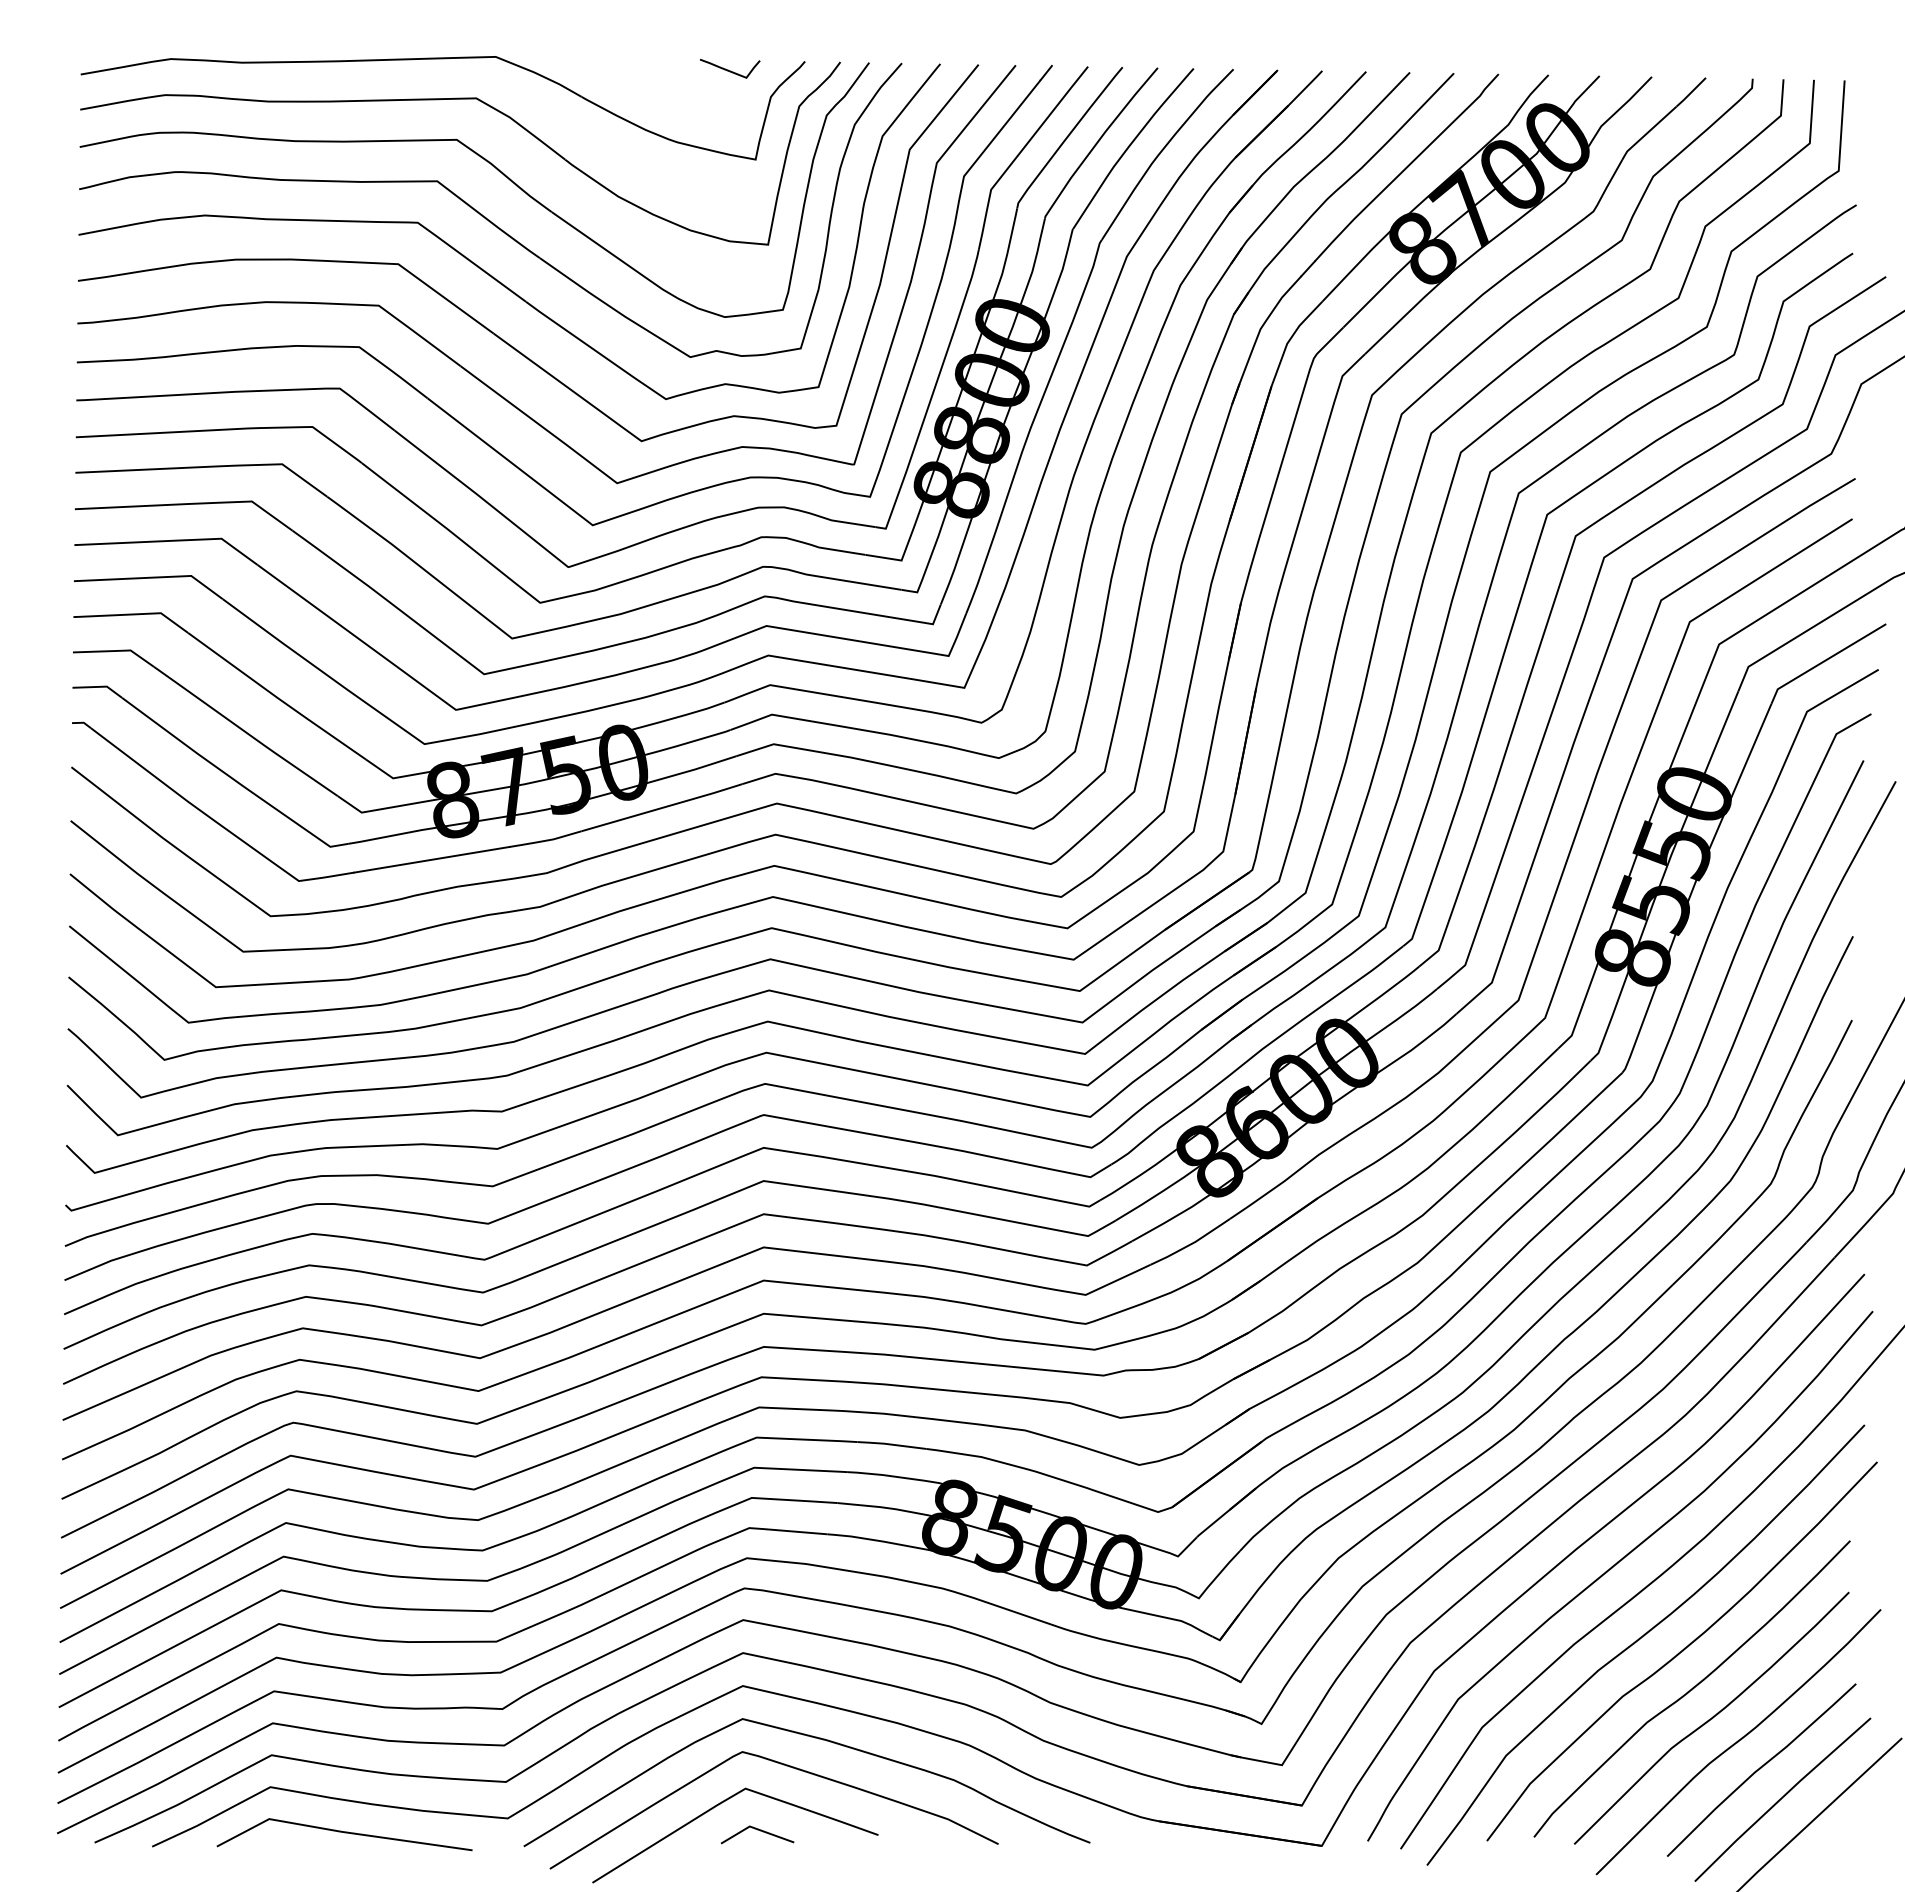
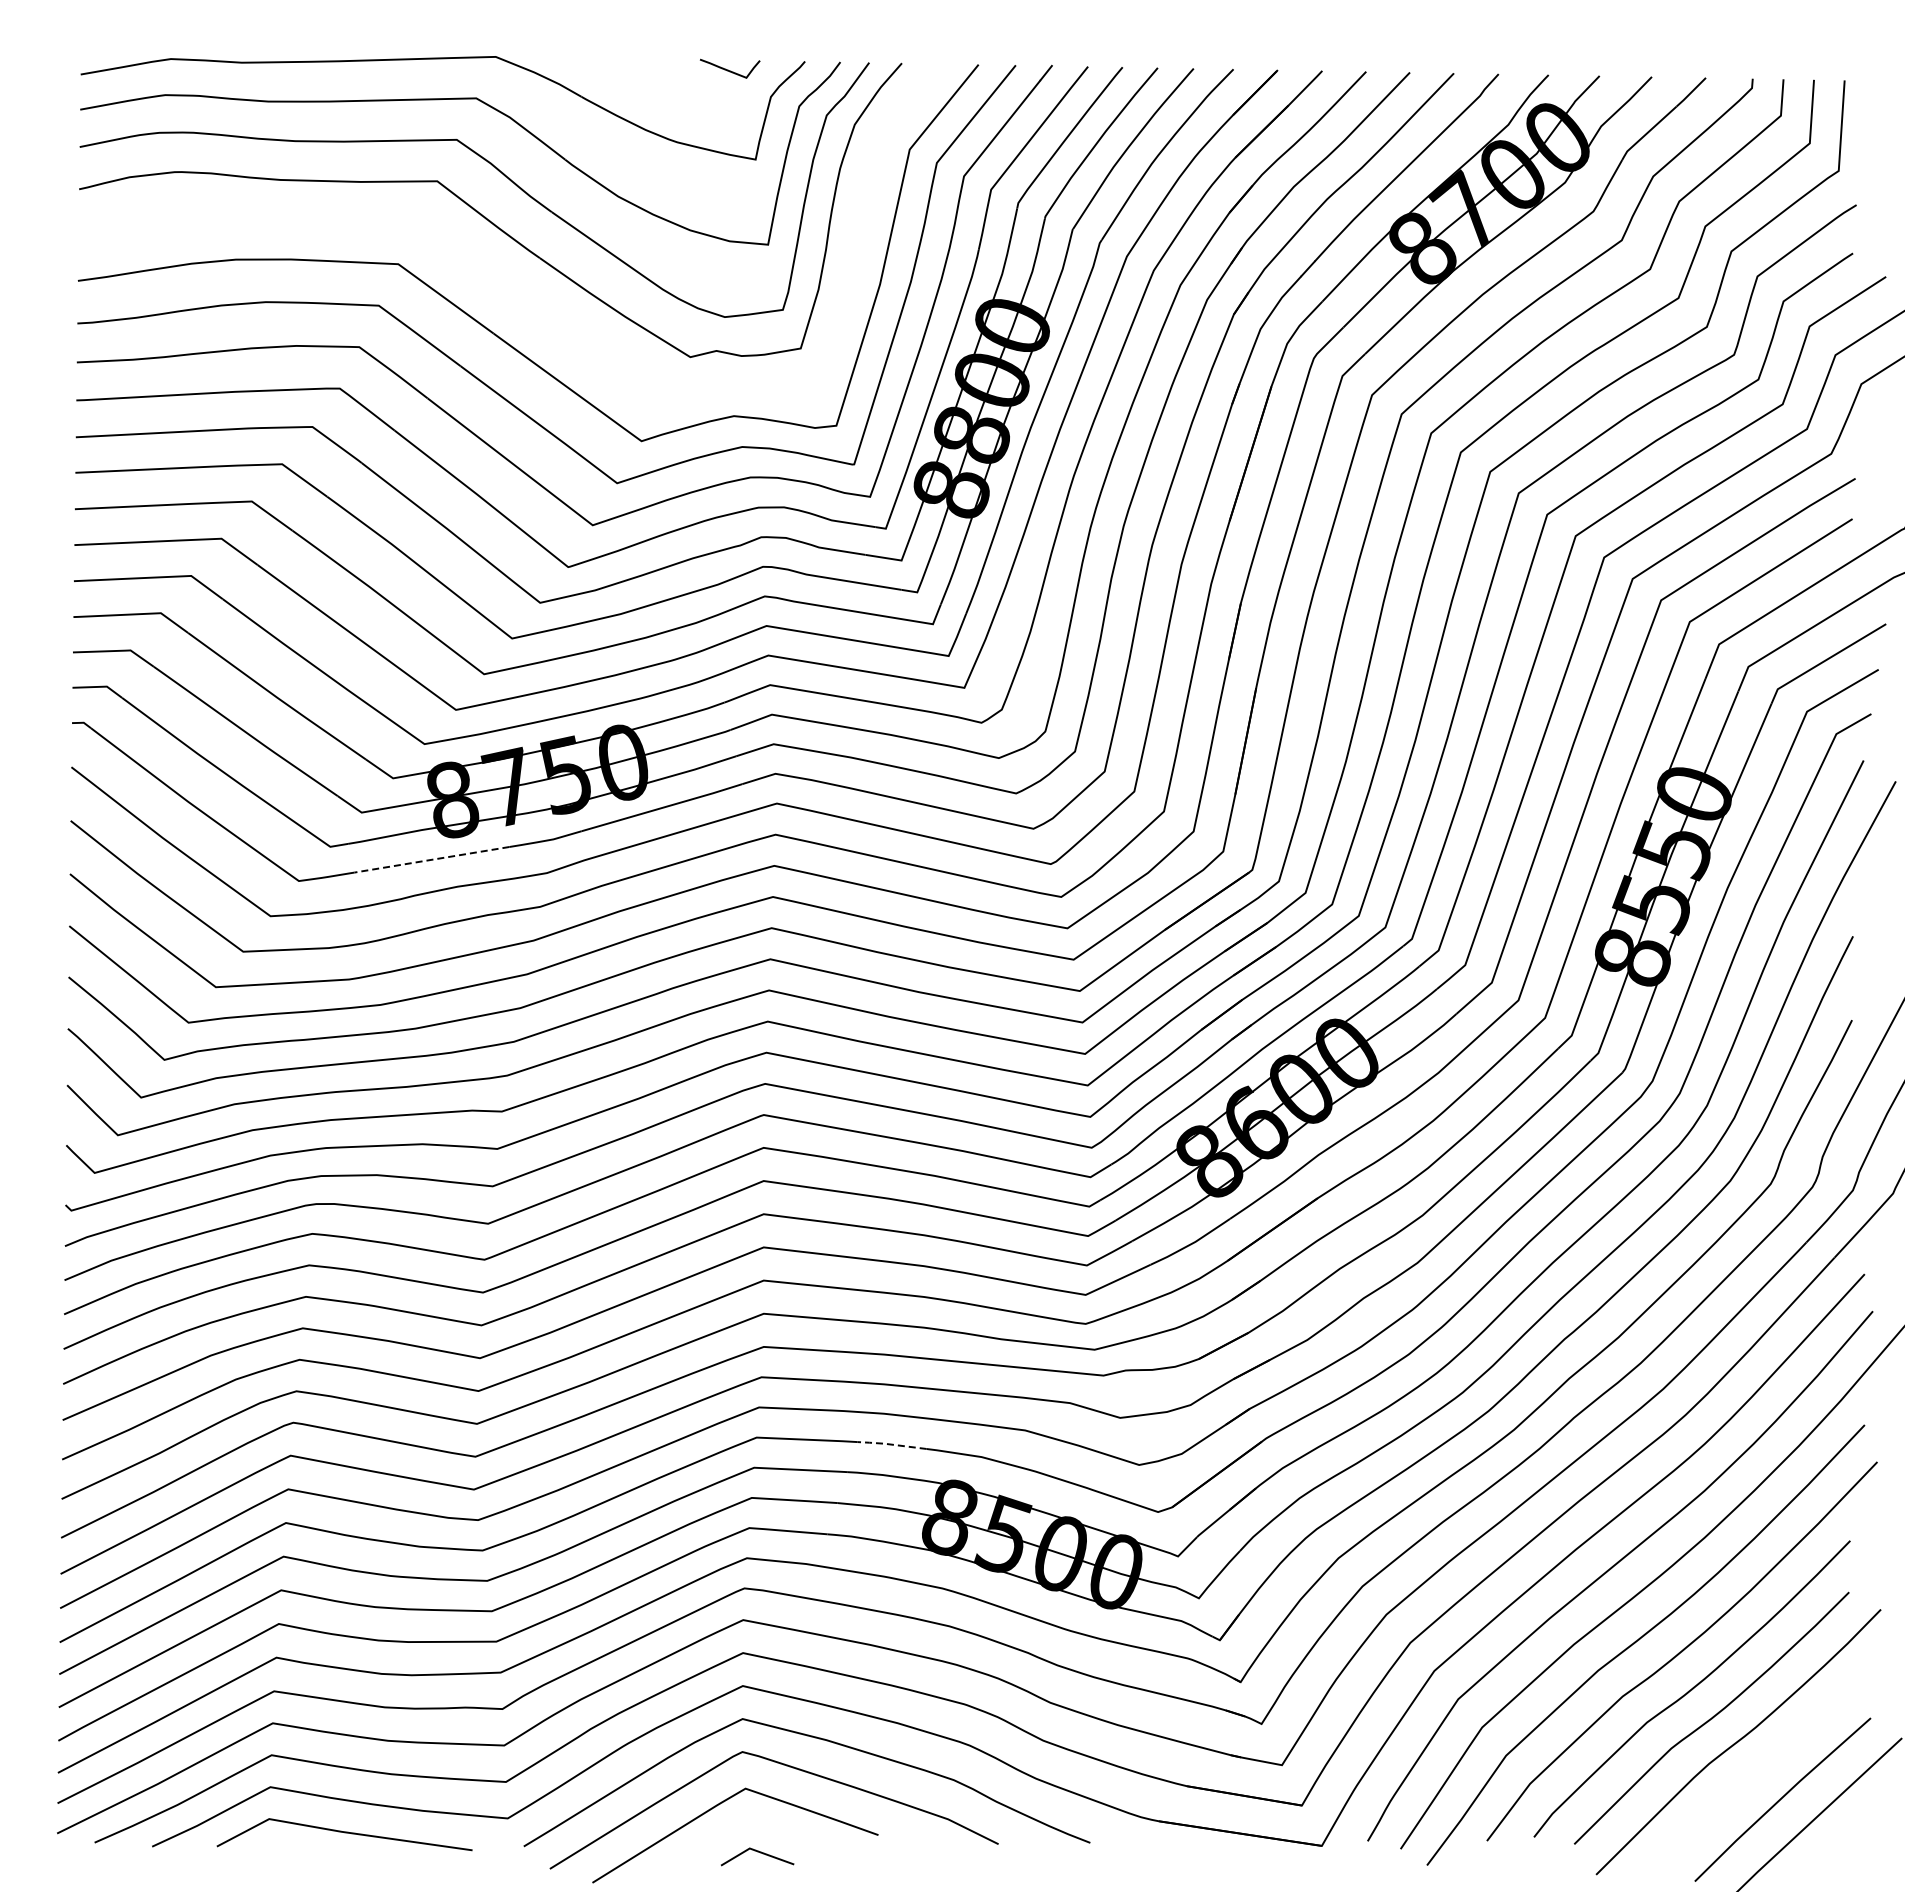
part: present -> none (485, 270)
line: solid -> dashed (431, 859)
line: solid -> dashed (890, 1444)
curve: present -> none (1761, 1768)
line position: (757, 1830) -> (757, 1852) (757, 1852)
